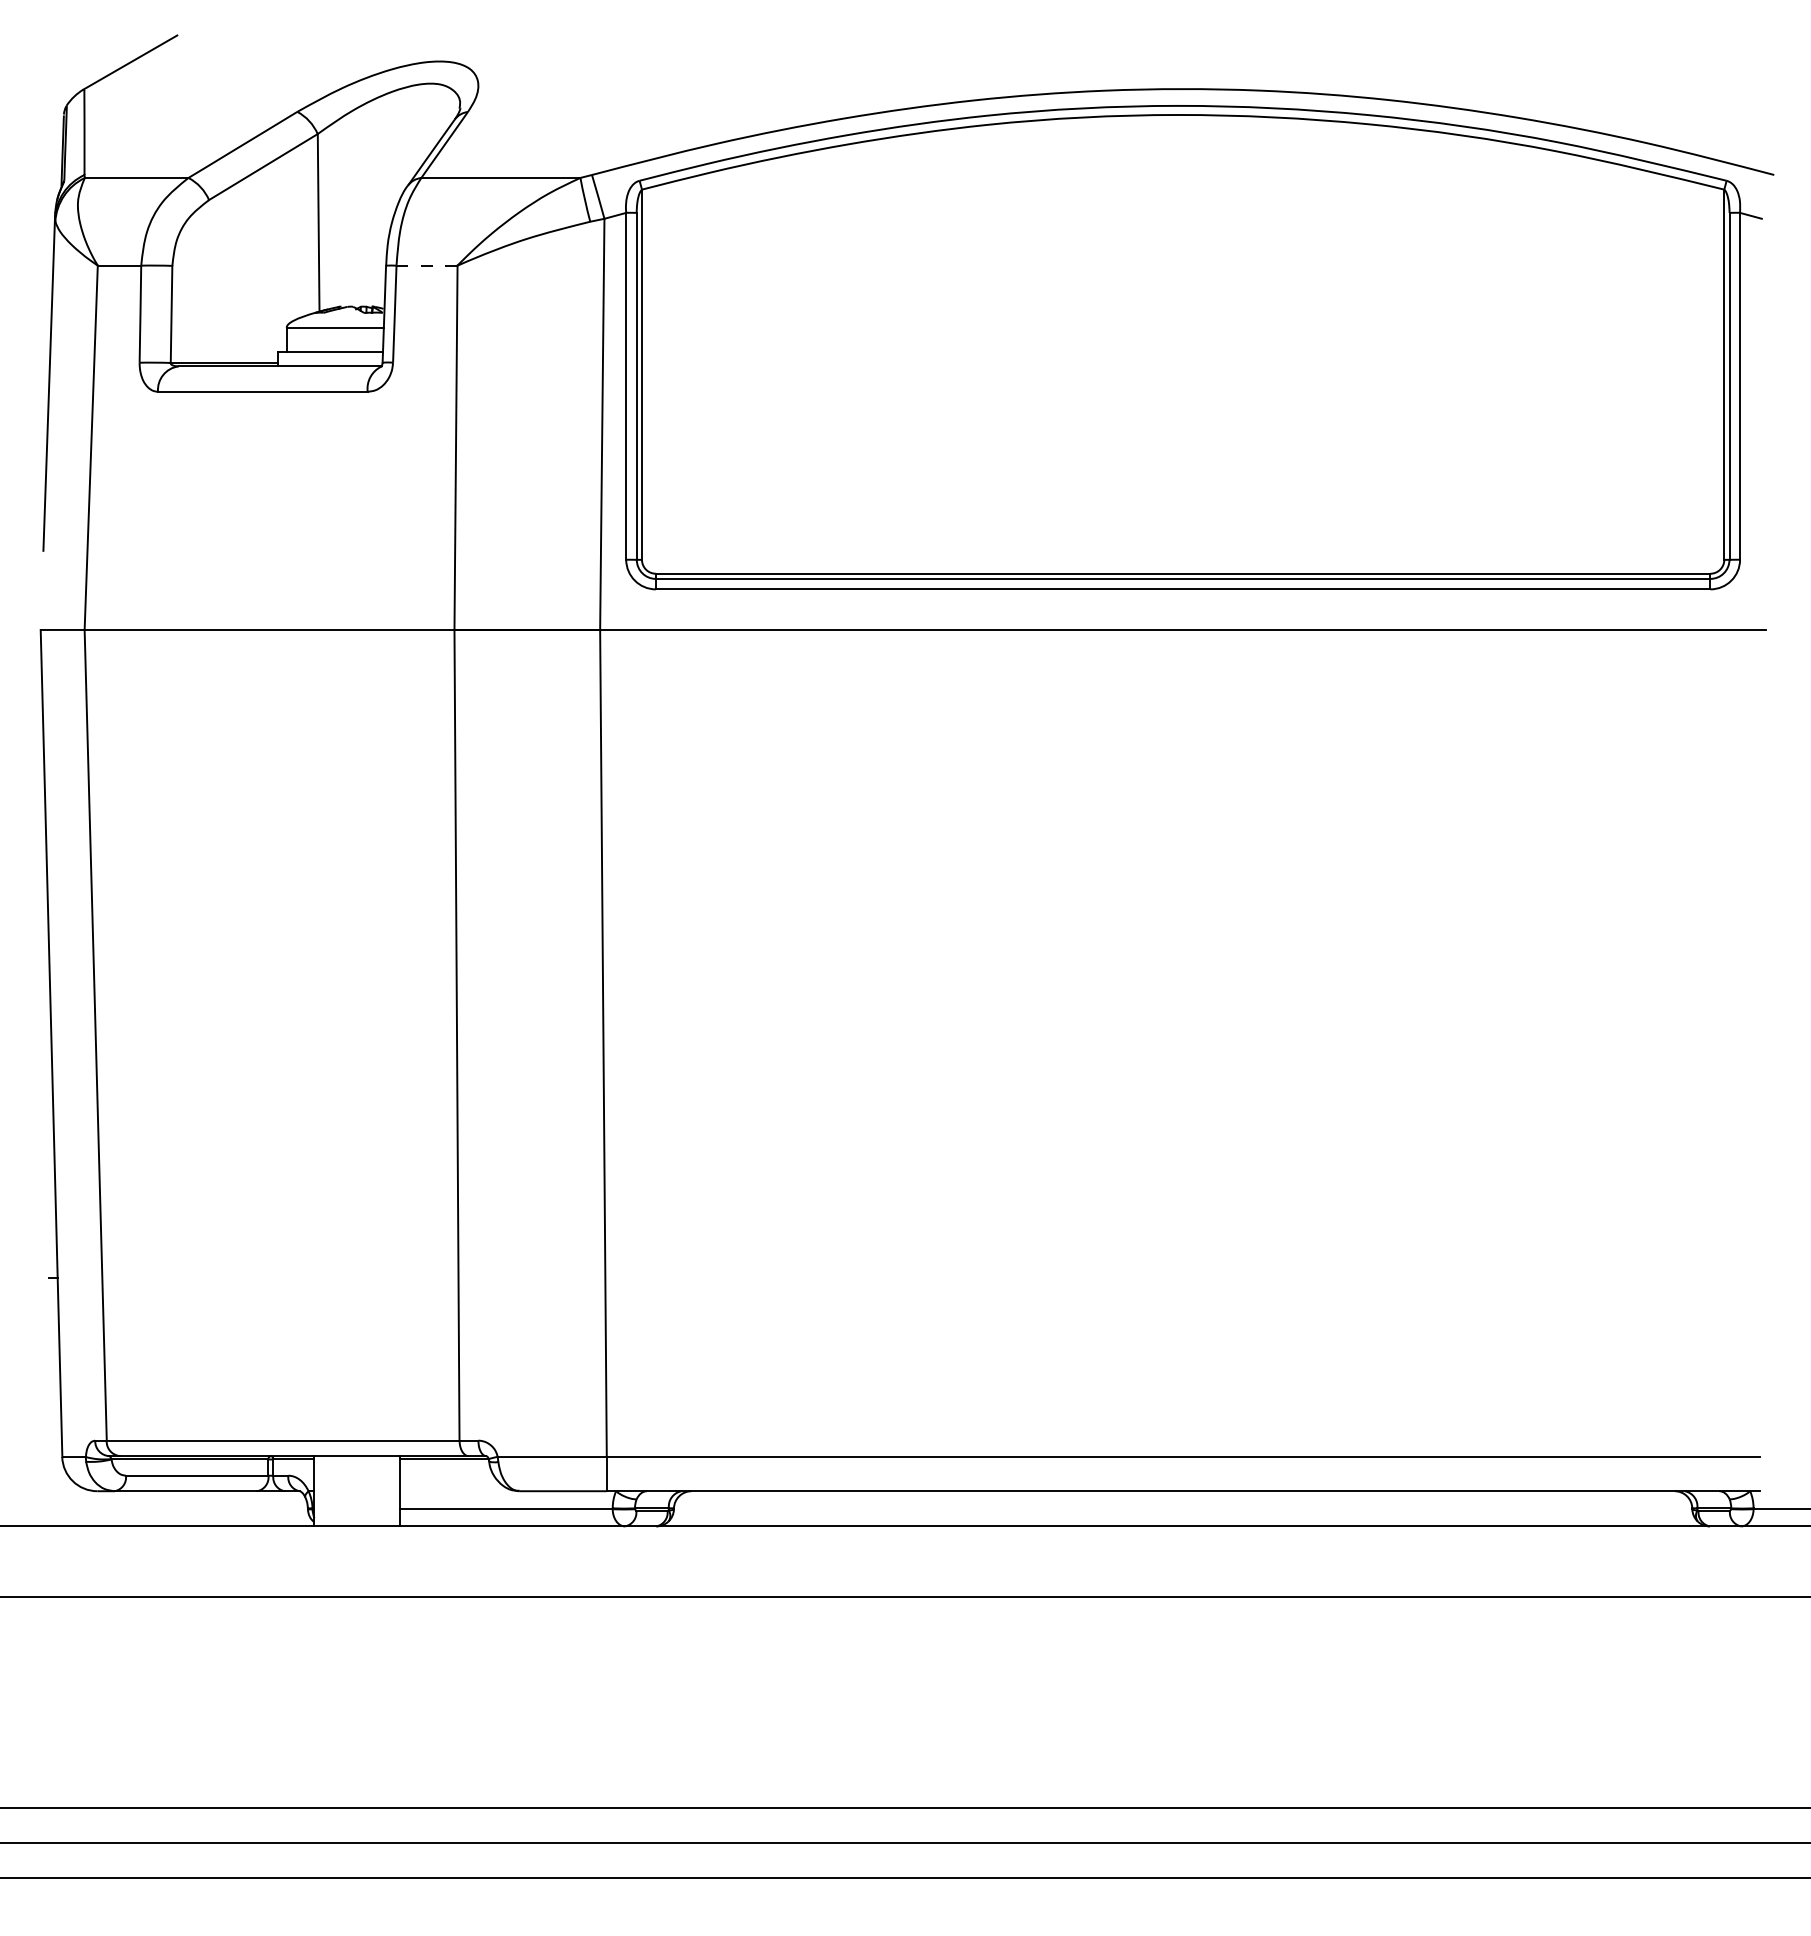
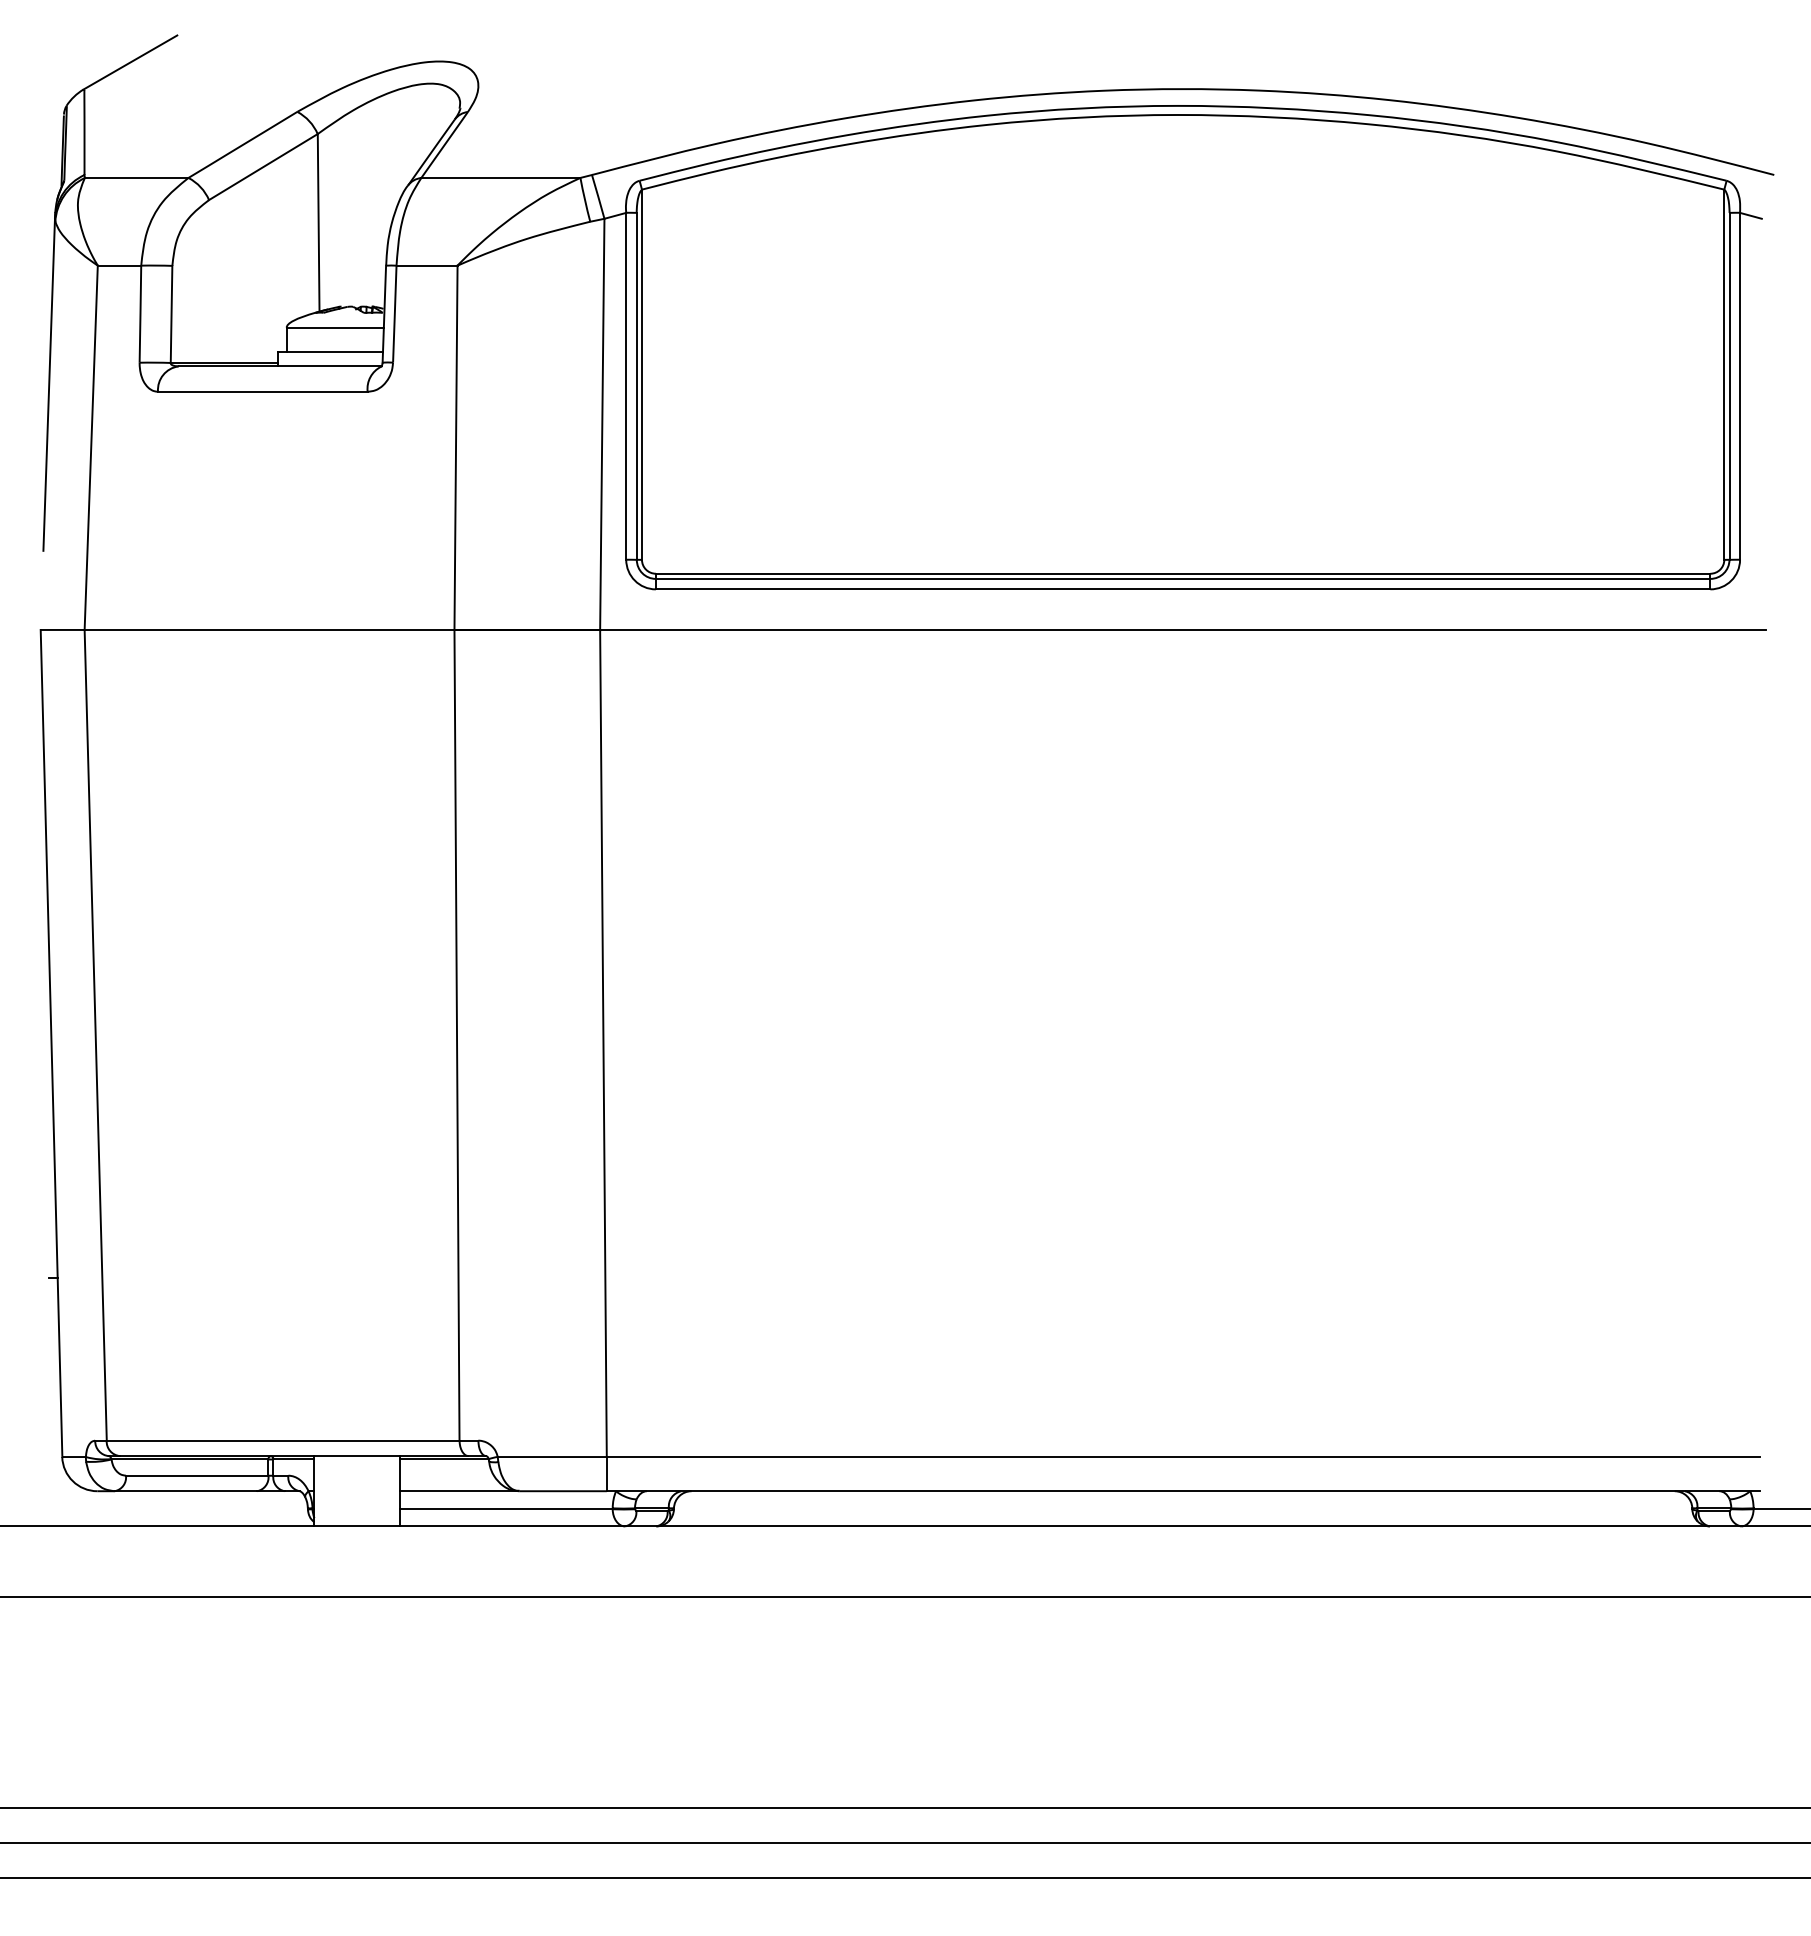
line: dashed -> solid (427, 265)
line: none -> present (457, 1491)
